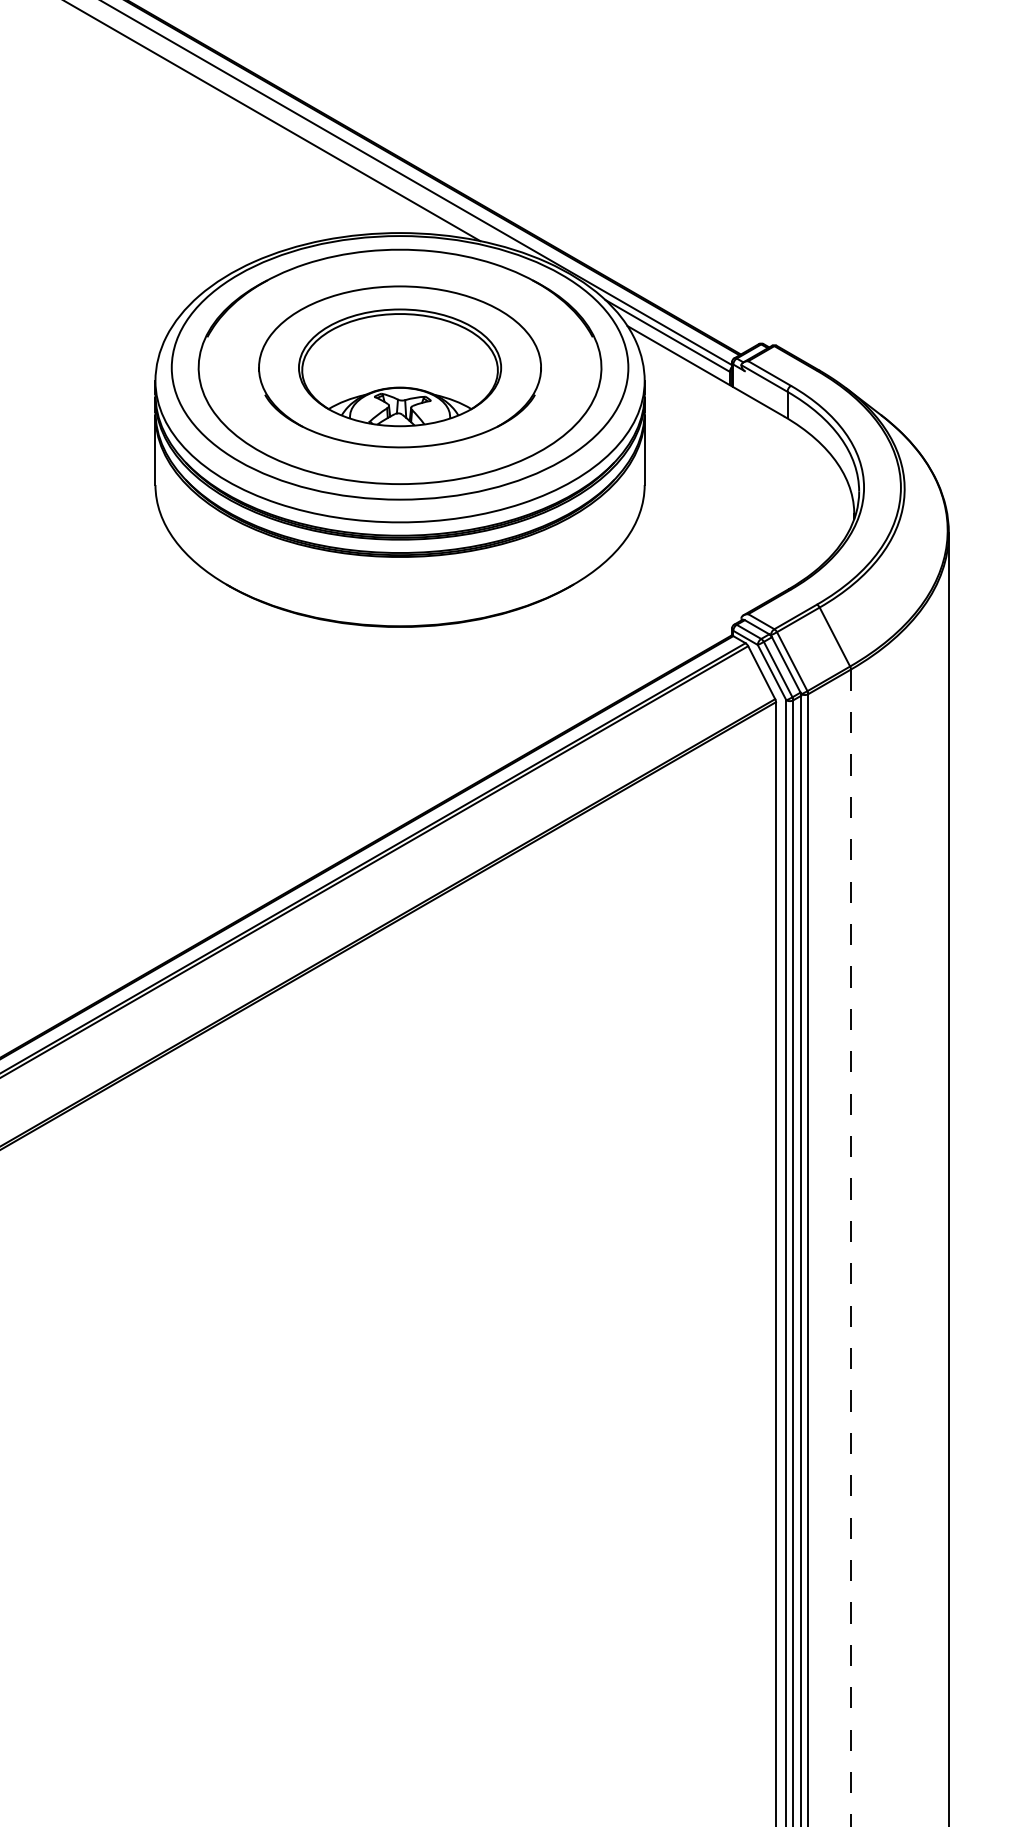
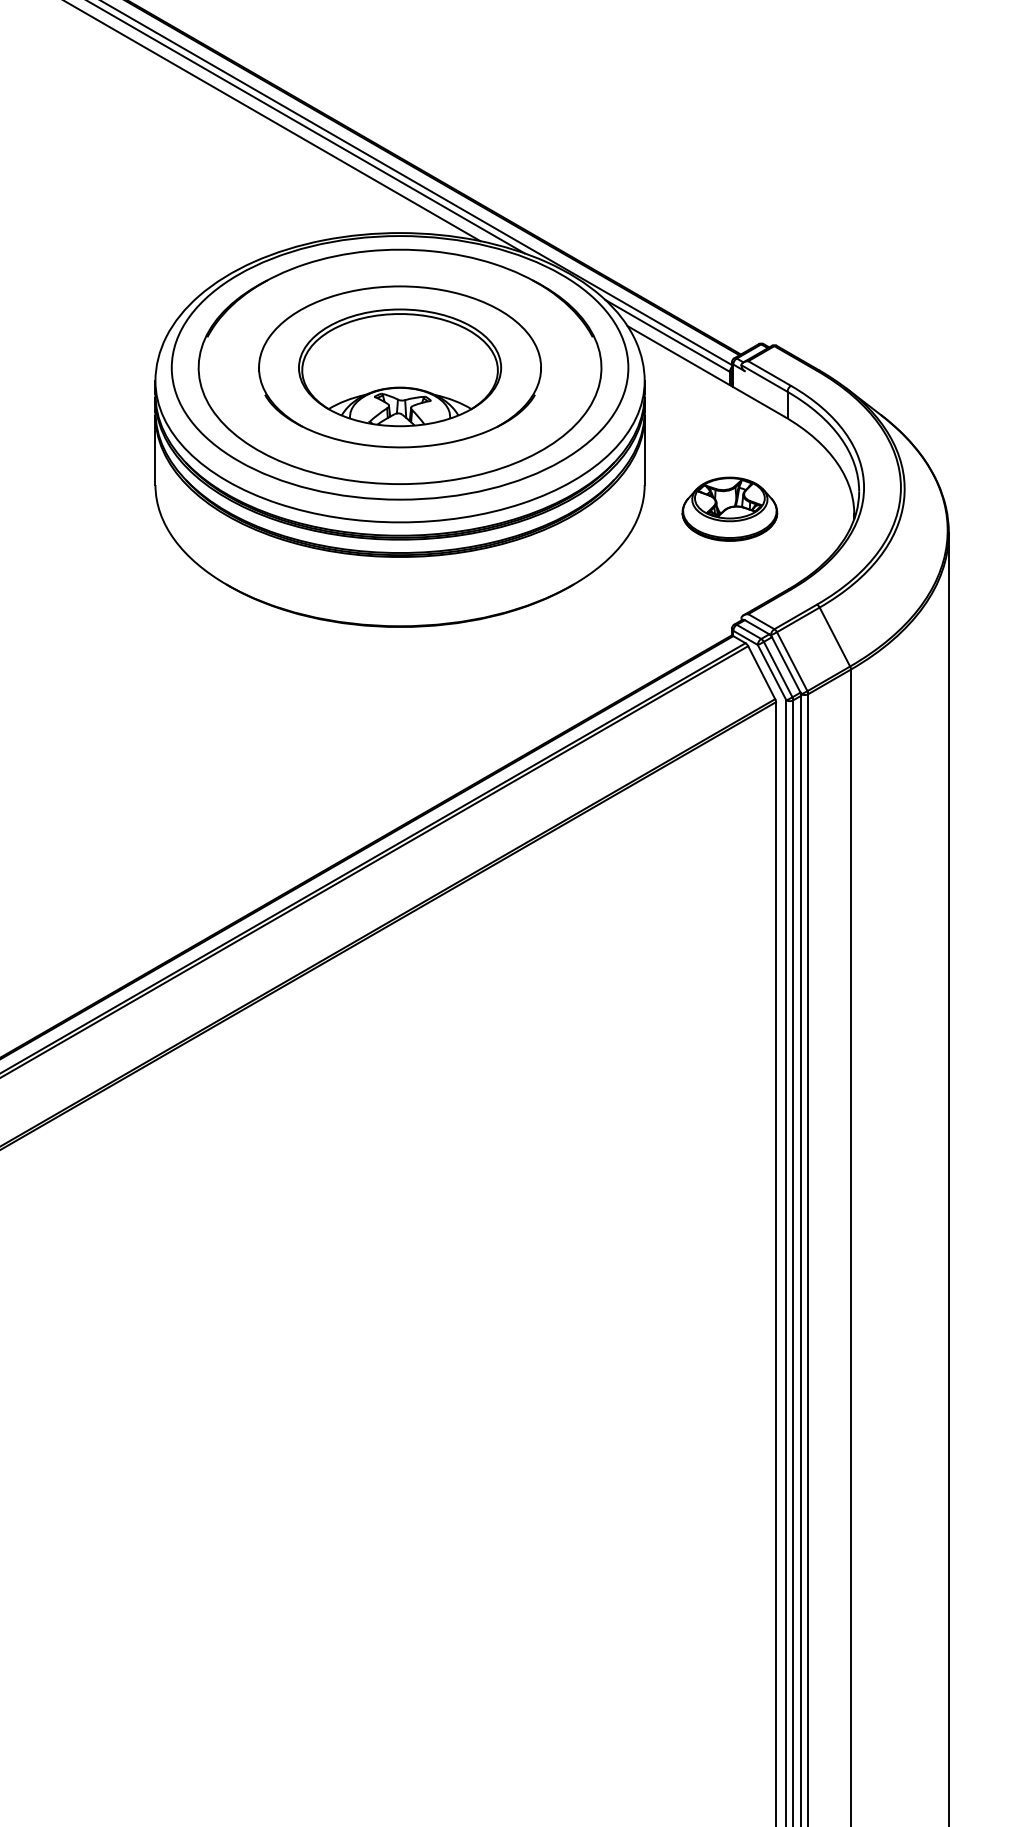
line: none -> present (306, 127)
part: none -> present (729, 508)
line: dashed -> solid (850, 1248)
